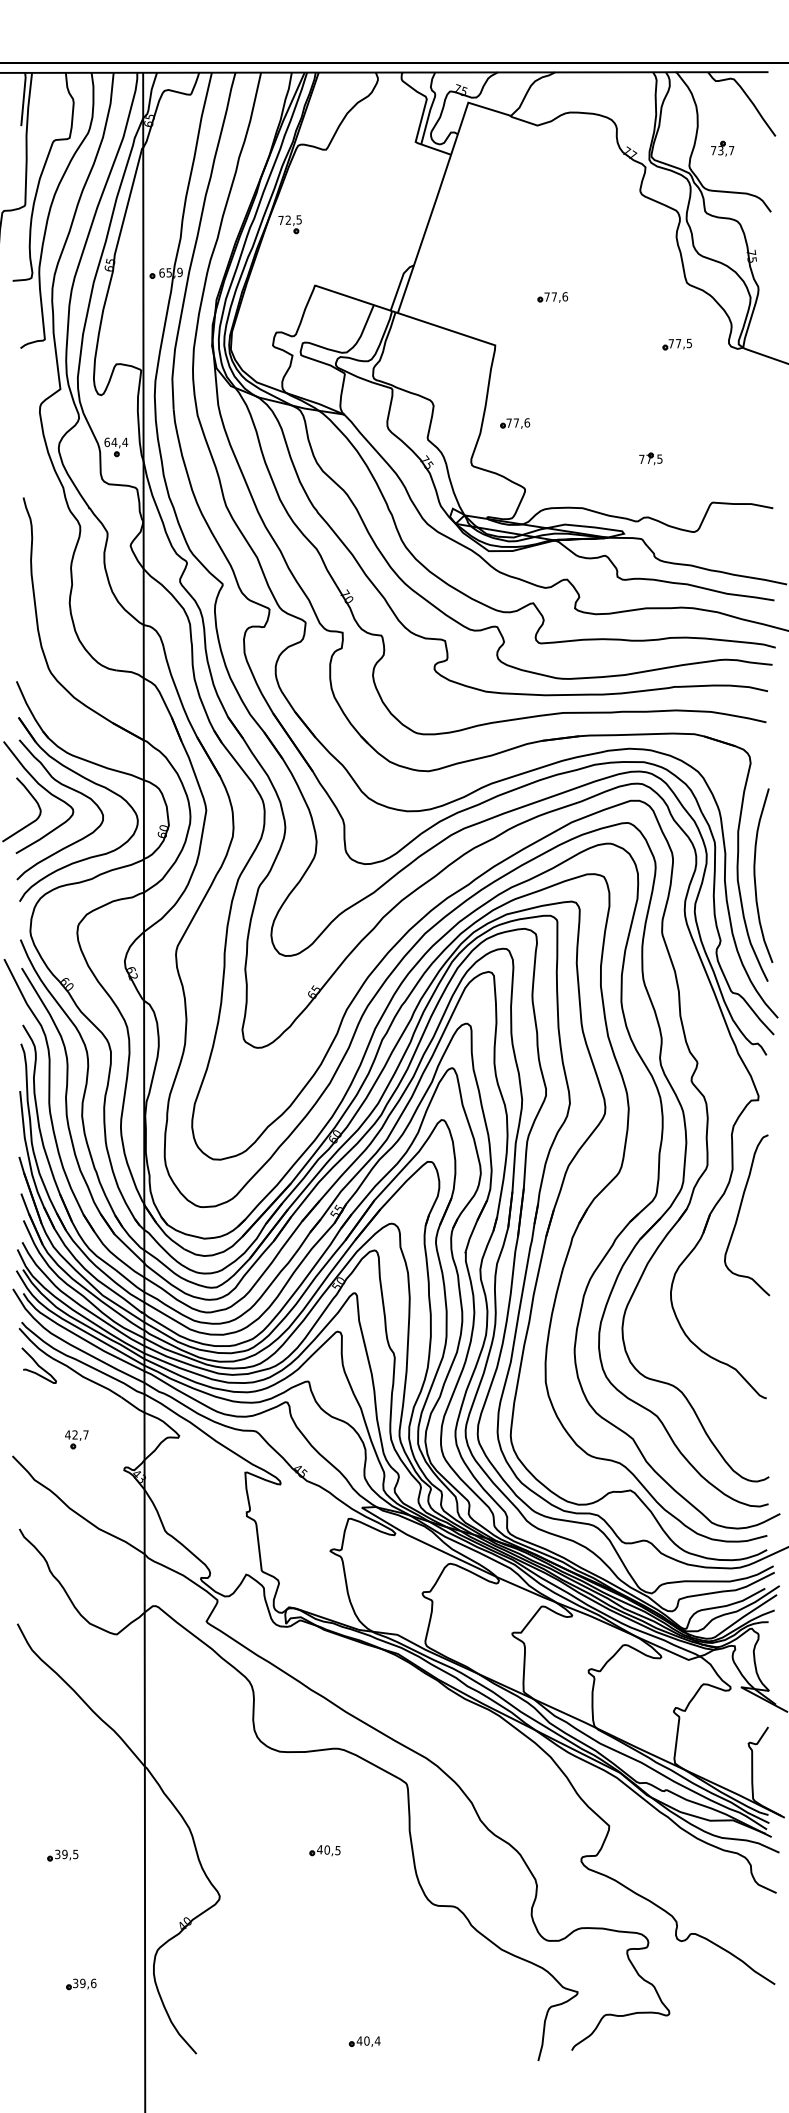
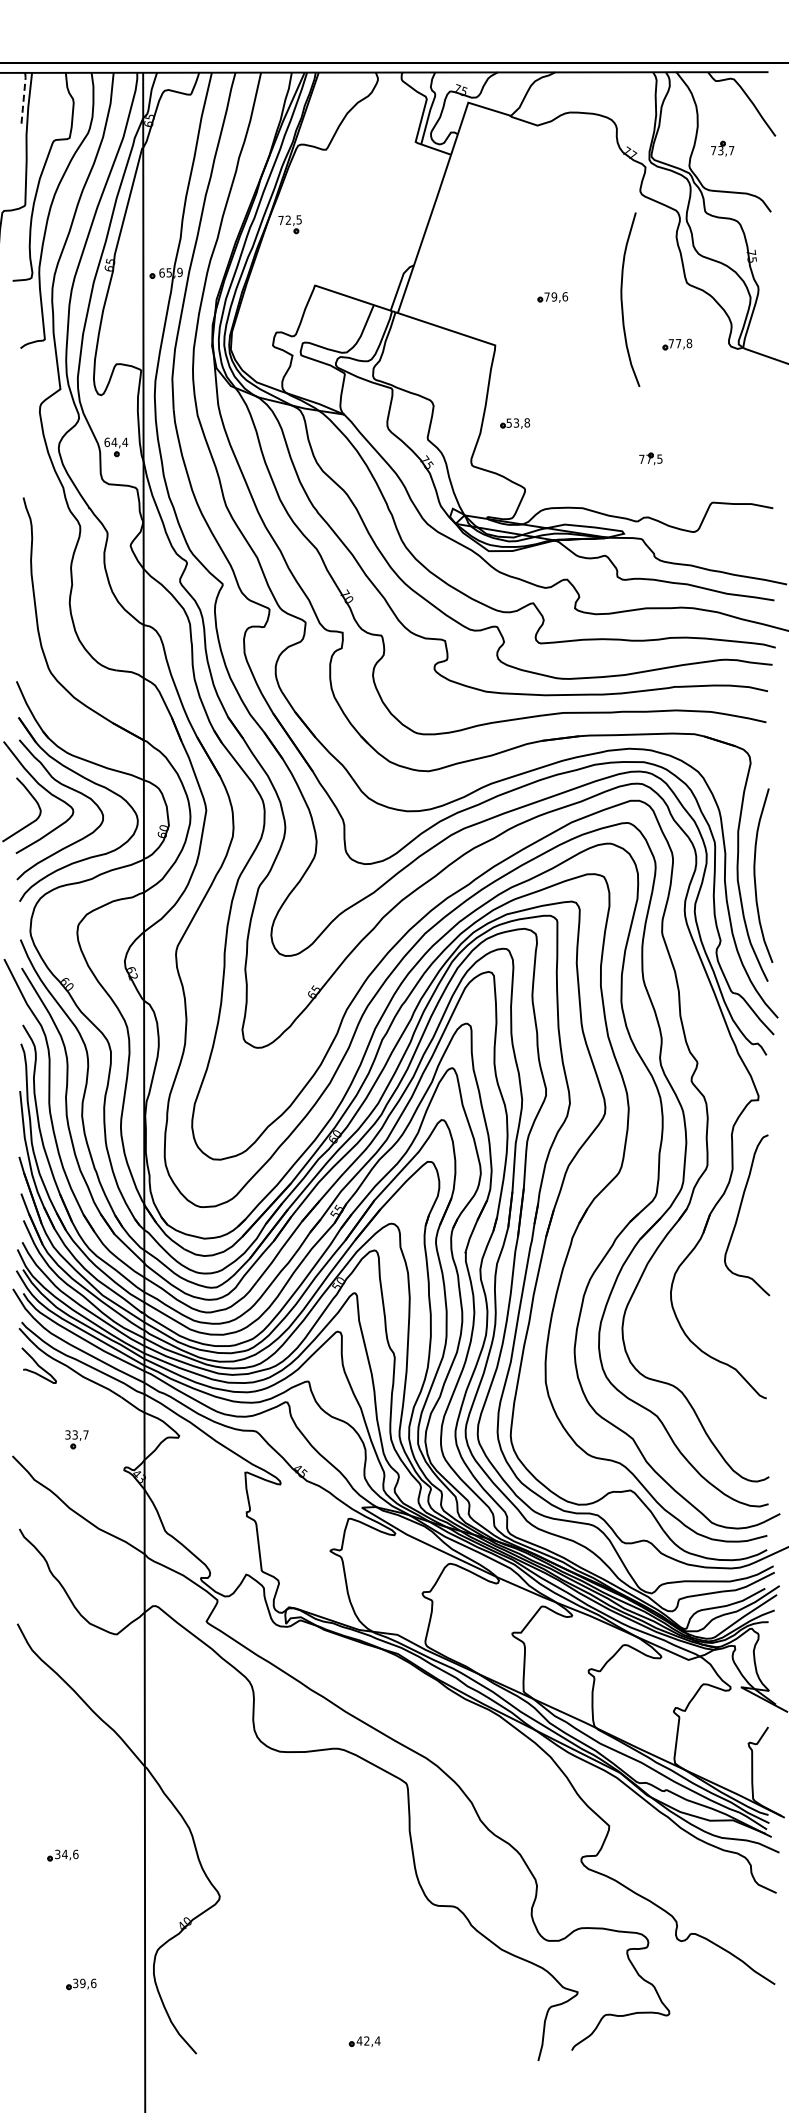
line: solid -> dashed (23, 99)
text: 77,6 -> 79,6 (554, 296)
curve: none -> present (622, 299)
text: 77,5 -> 77,8 (689, 343)
text: 77,6 -> 53,8 (517, 422)
text: 42,7 -> 33,7 (71, 1434)
part: present -> none (324, 1850)
text: 39,5 -> 34,6 (70, 1854)
text: 40,4 -> 42,4 (366, 2040)
